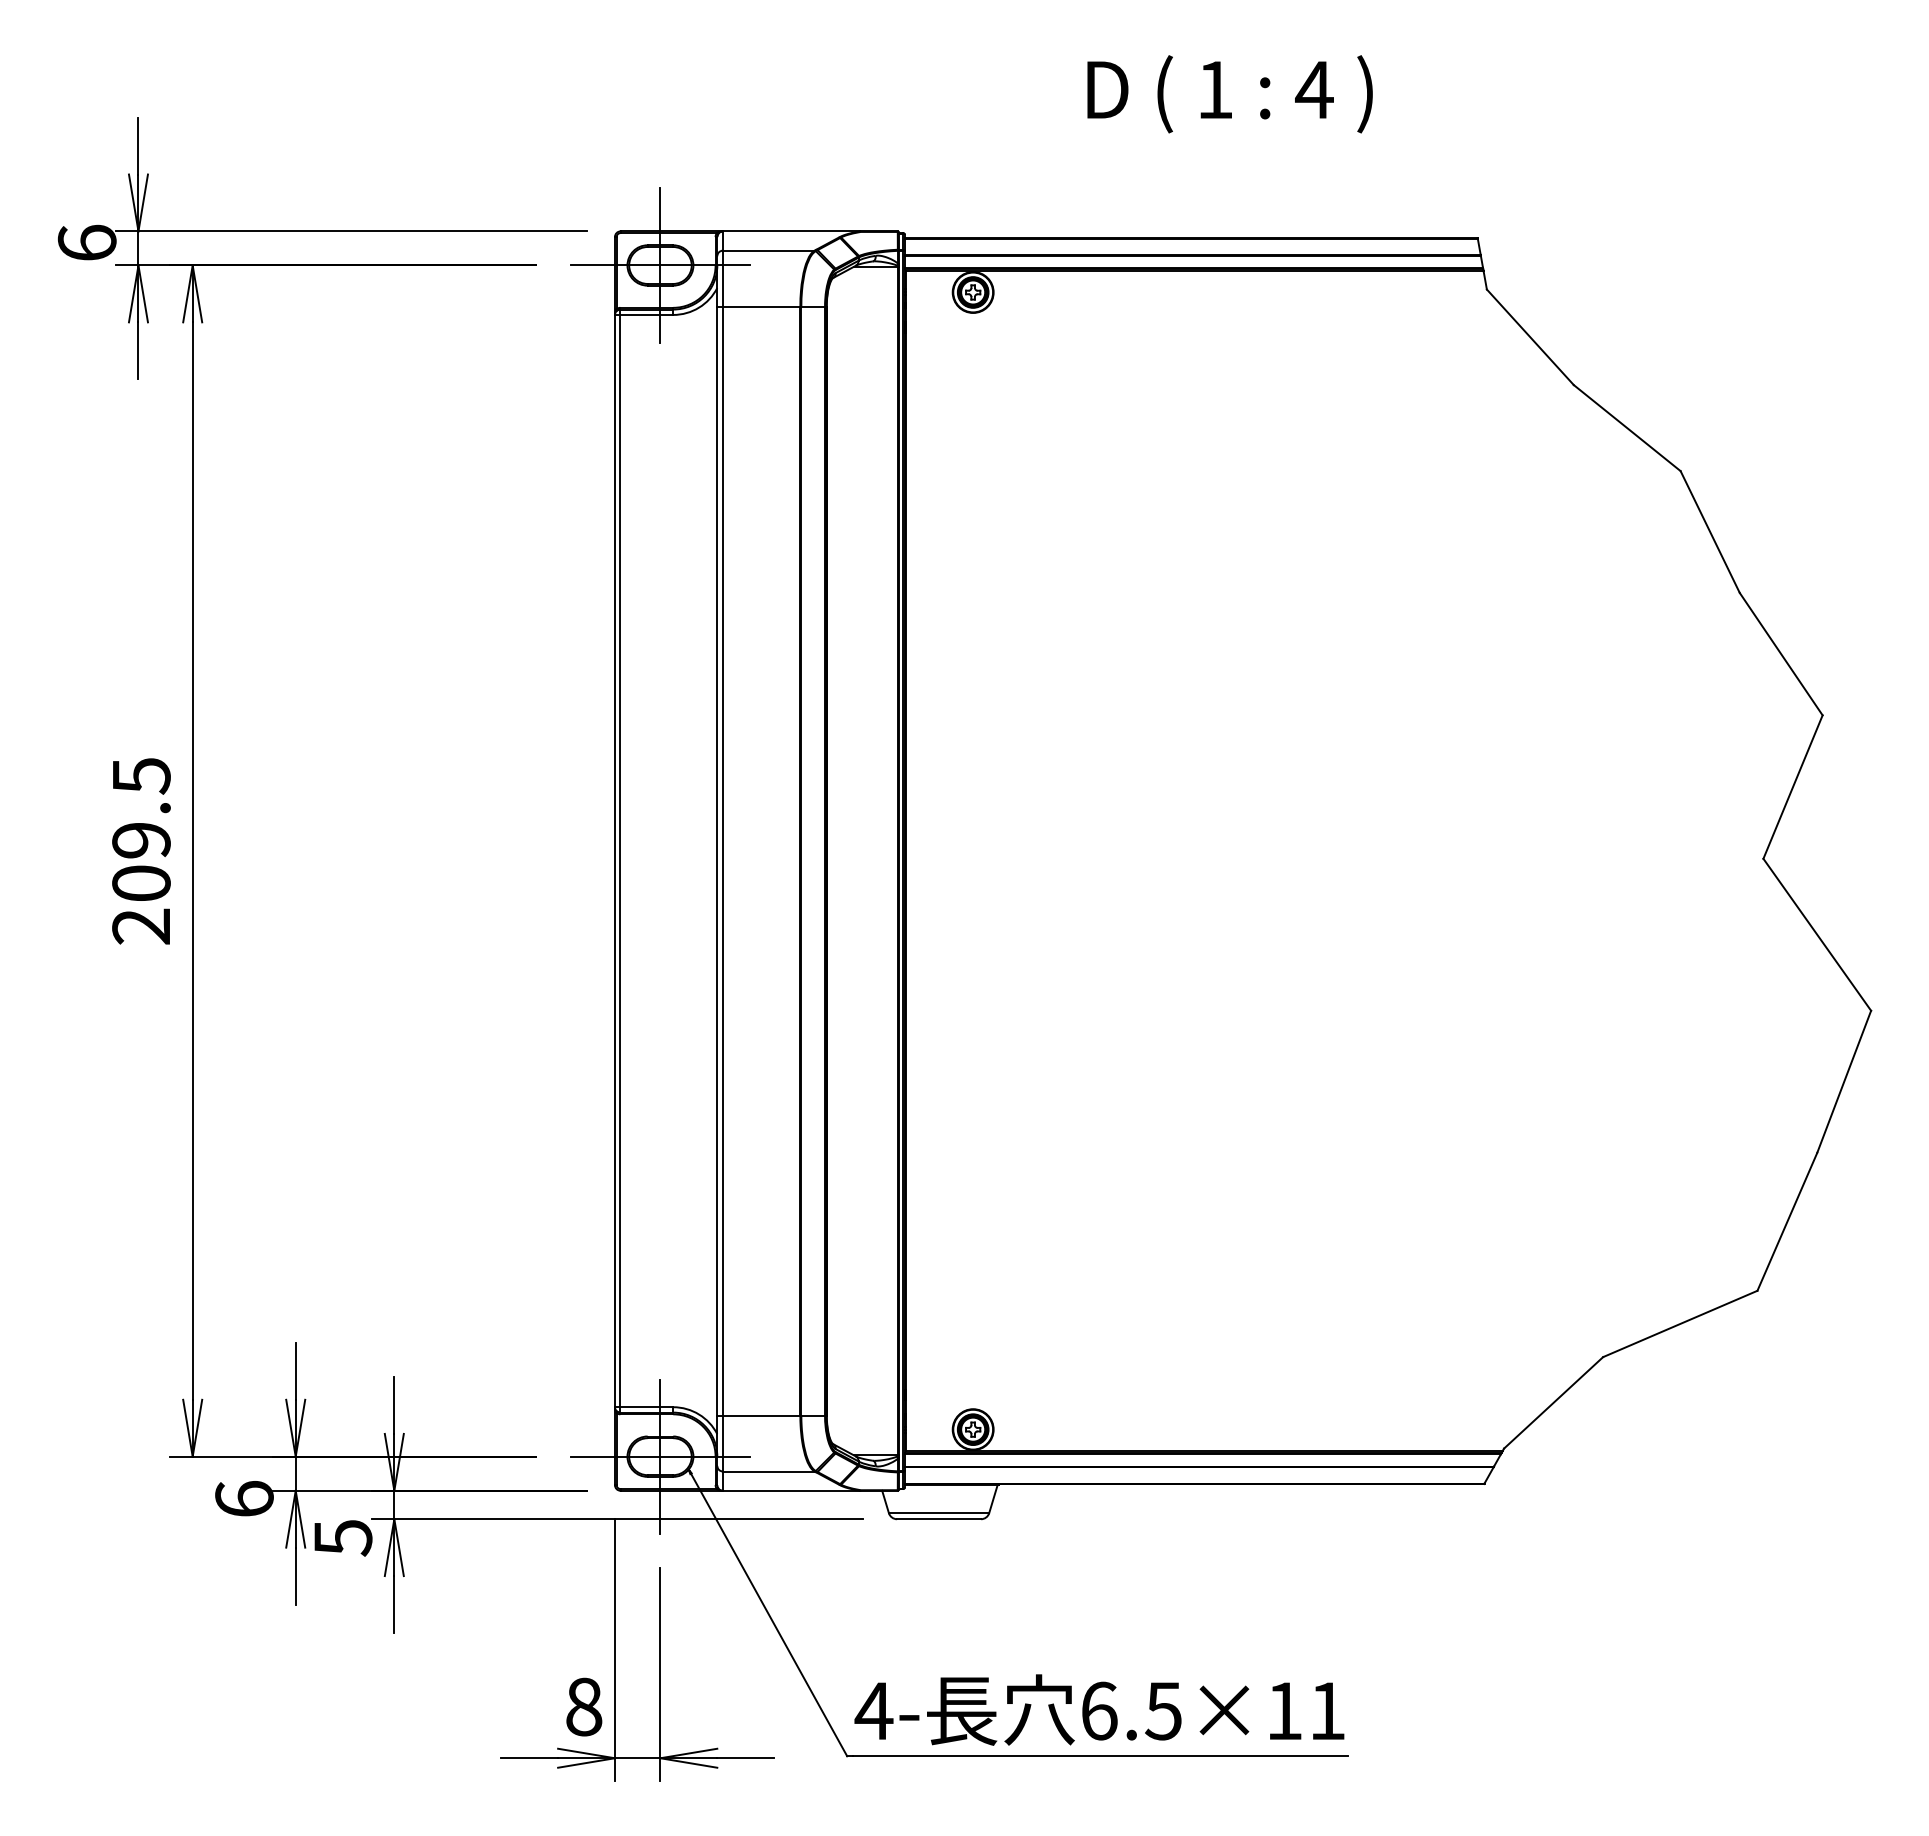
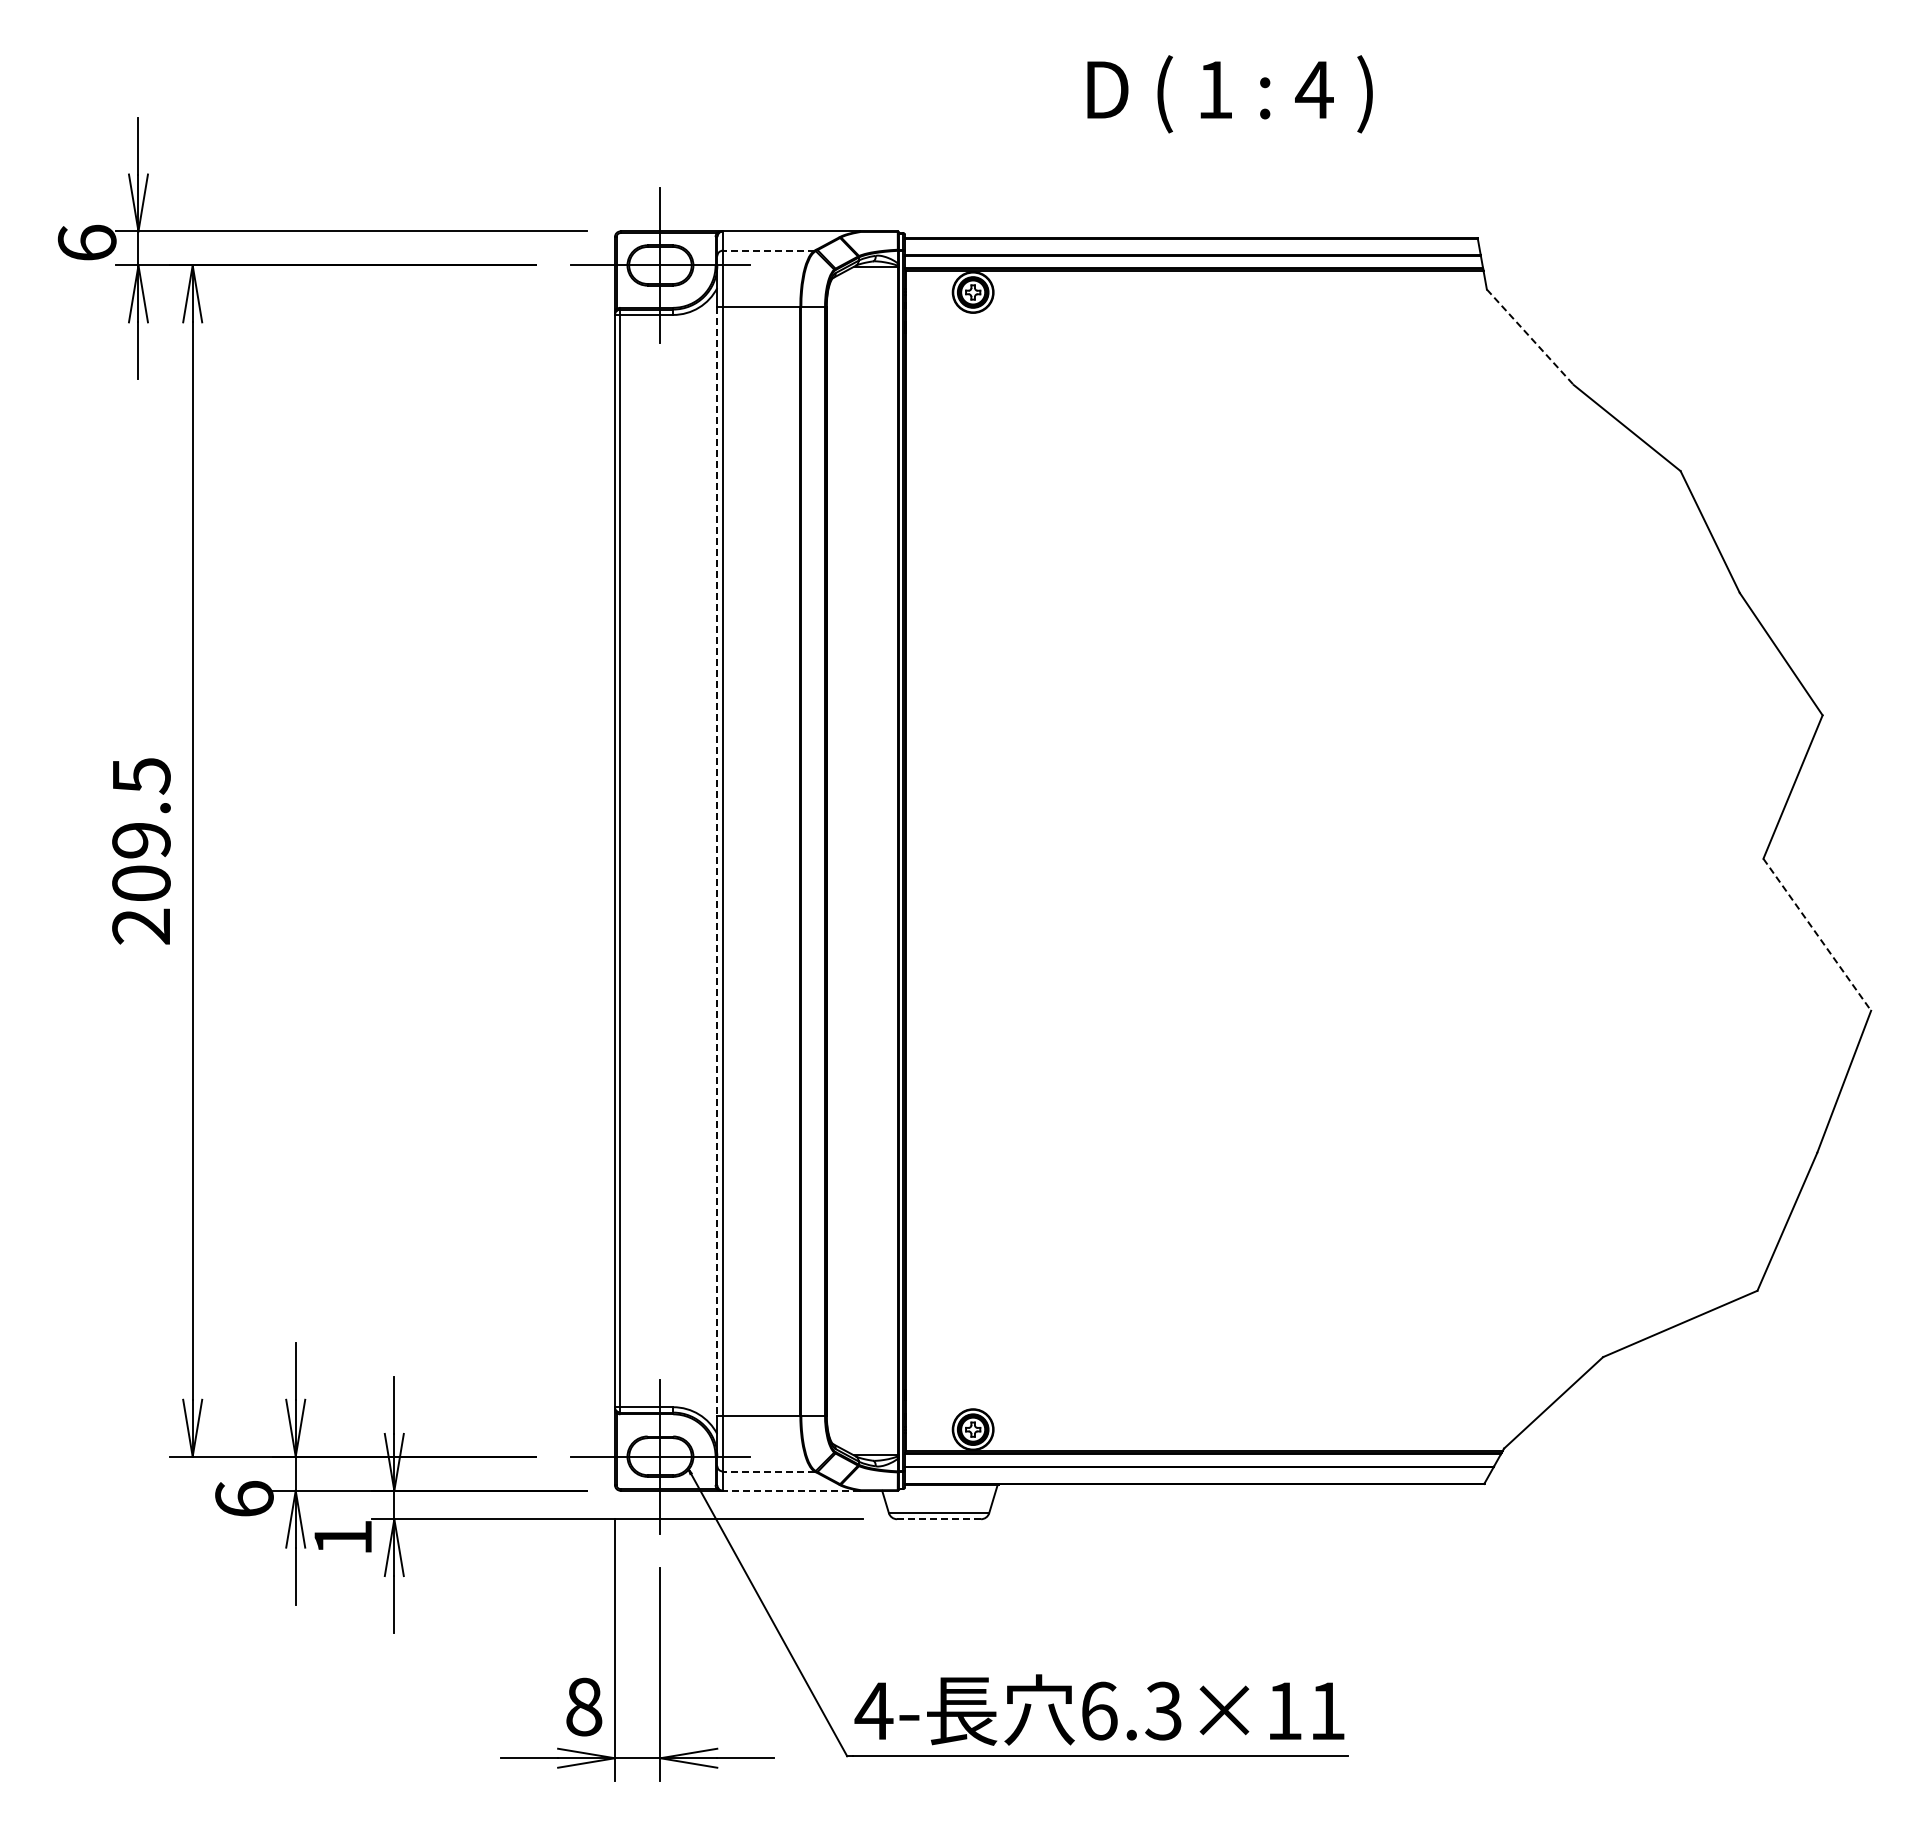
line: solid -> dashed (768, 250)
line: solid -> dashed (1530, 337)
line: solid -> dashed (717, 861)
line: solid -> dashed (1817, 935)
line: solid -> dashed (768, 1471)
line: solid -> dashed (790, 1490)
line: solid -> dashed (939, 1519)
text: 5 -> 1 (343, 1538)
text: 6.5×11 -> 6.3×11 (1163, 1710)
